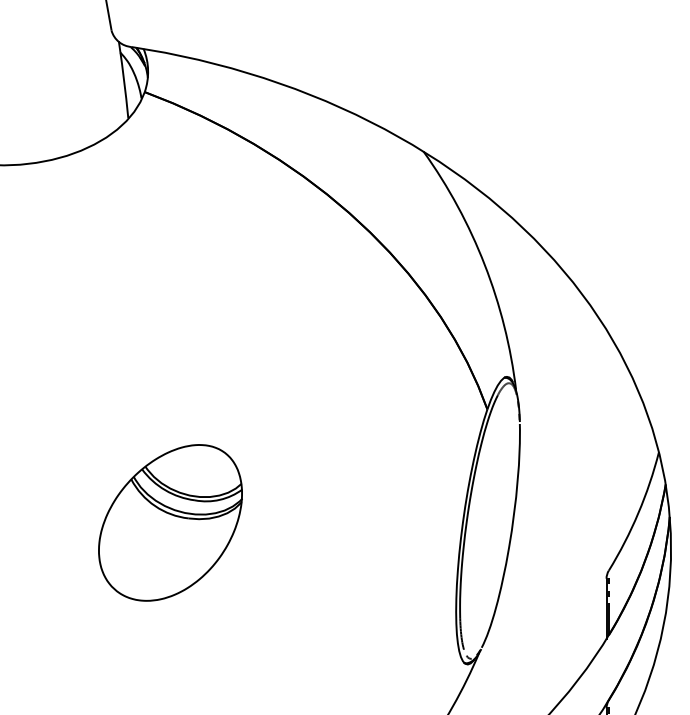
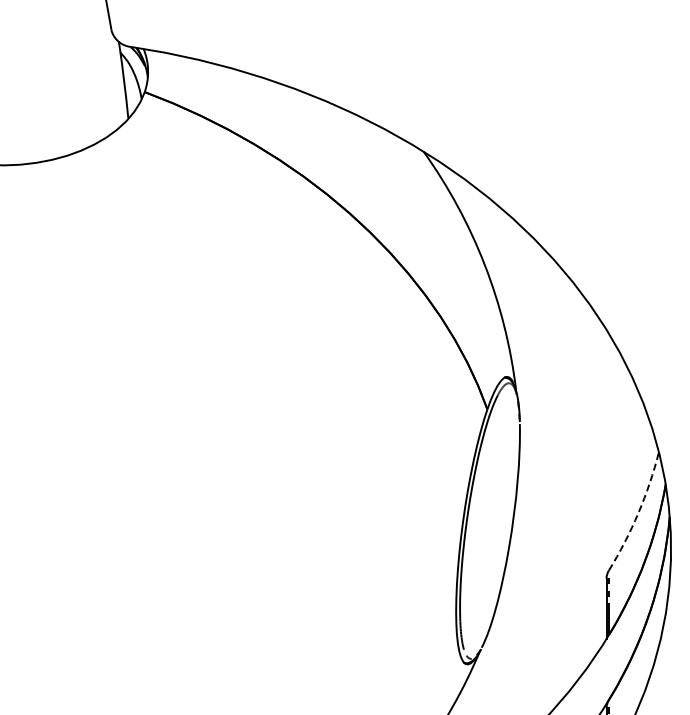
arc: solid -> dashed (638, 513)
part: present -> none (170, 522)
